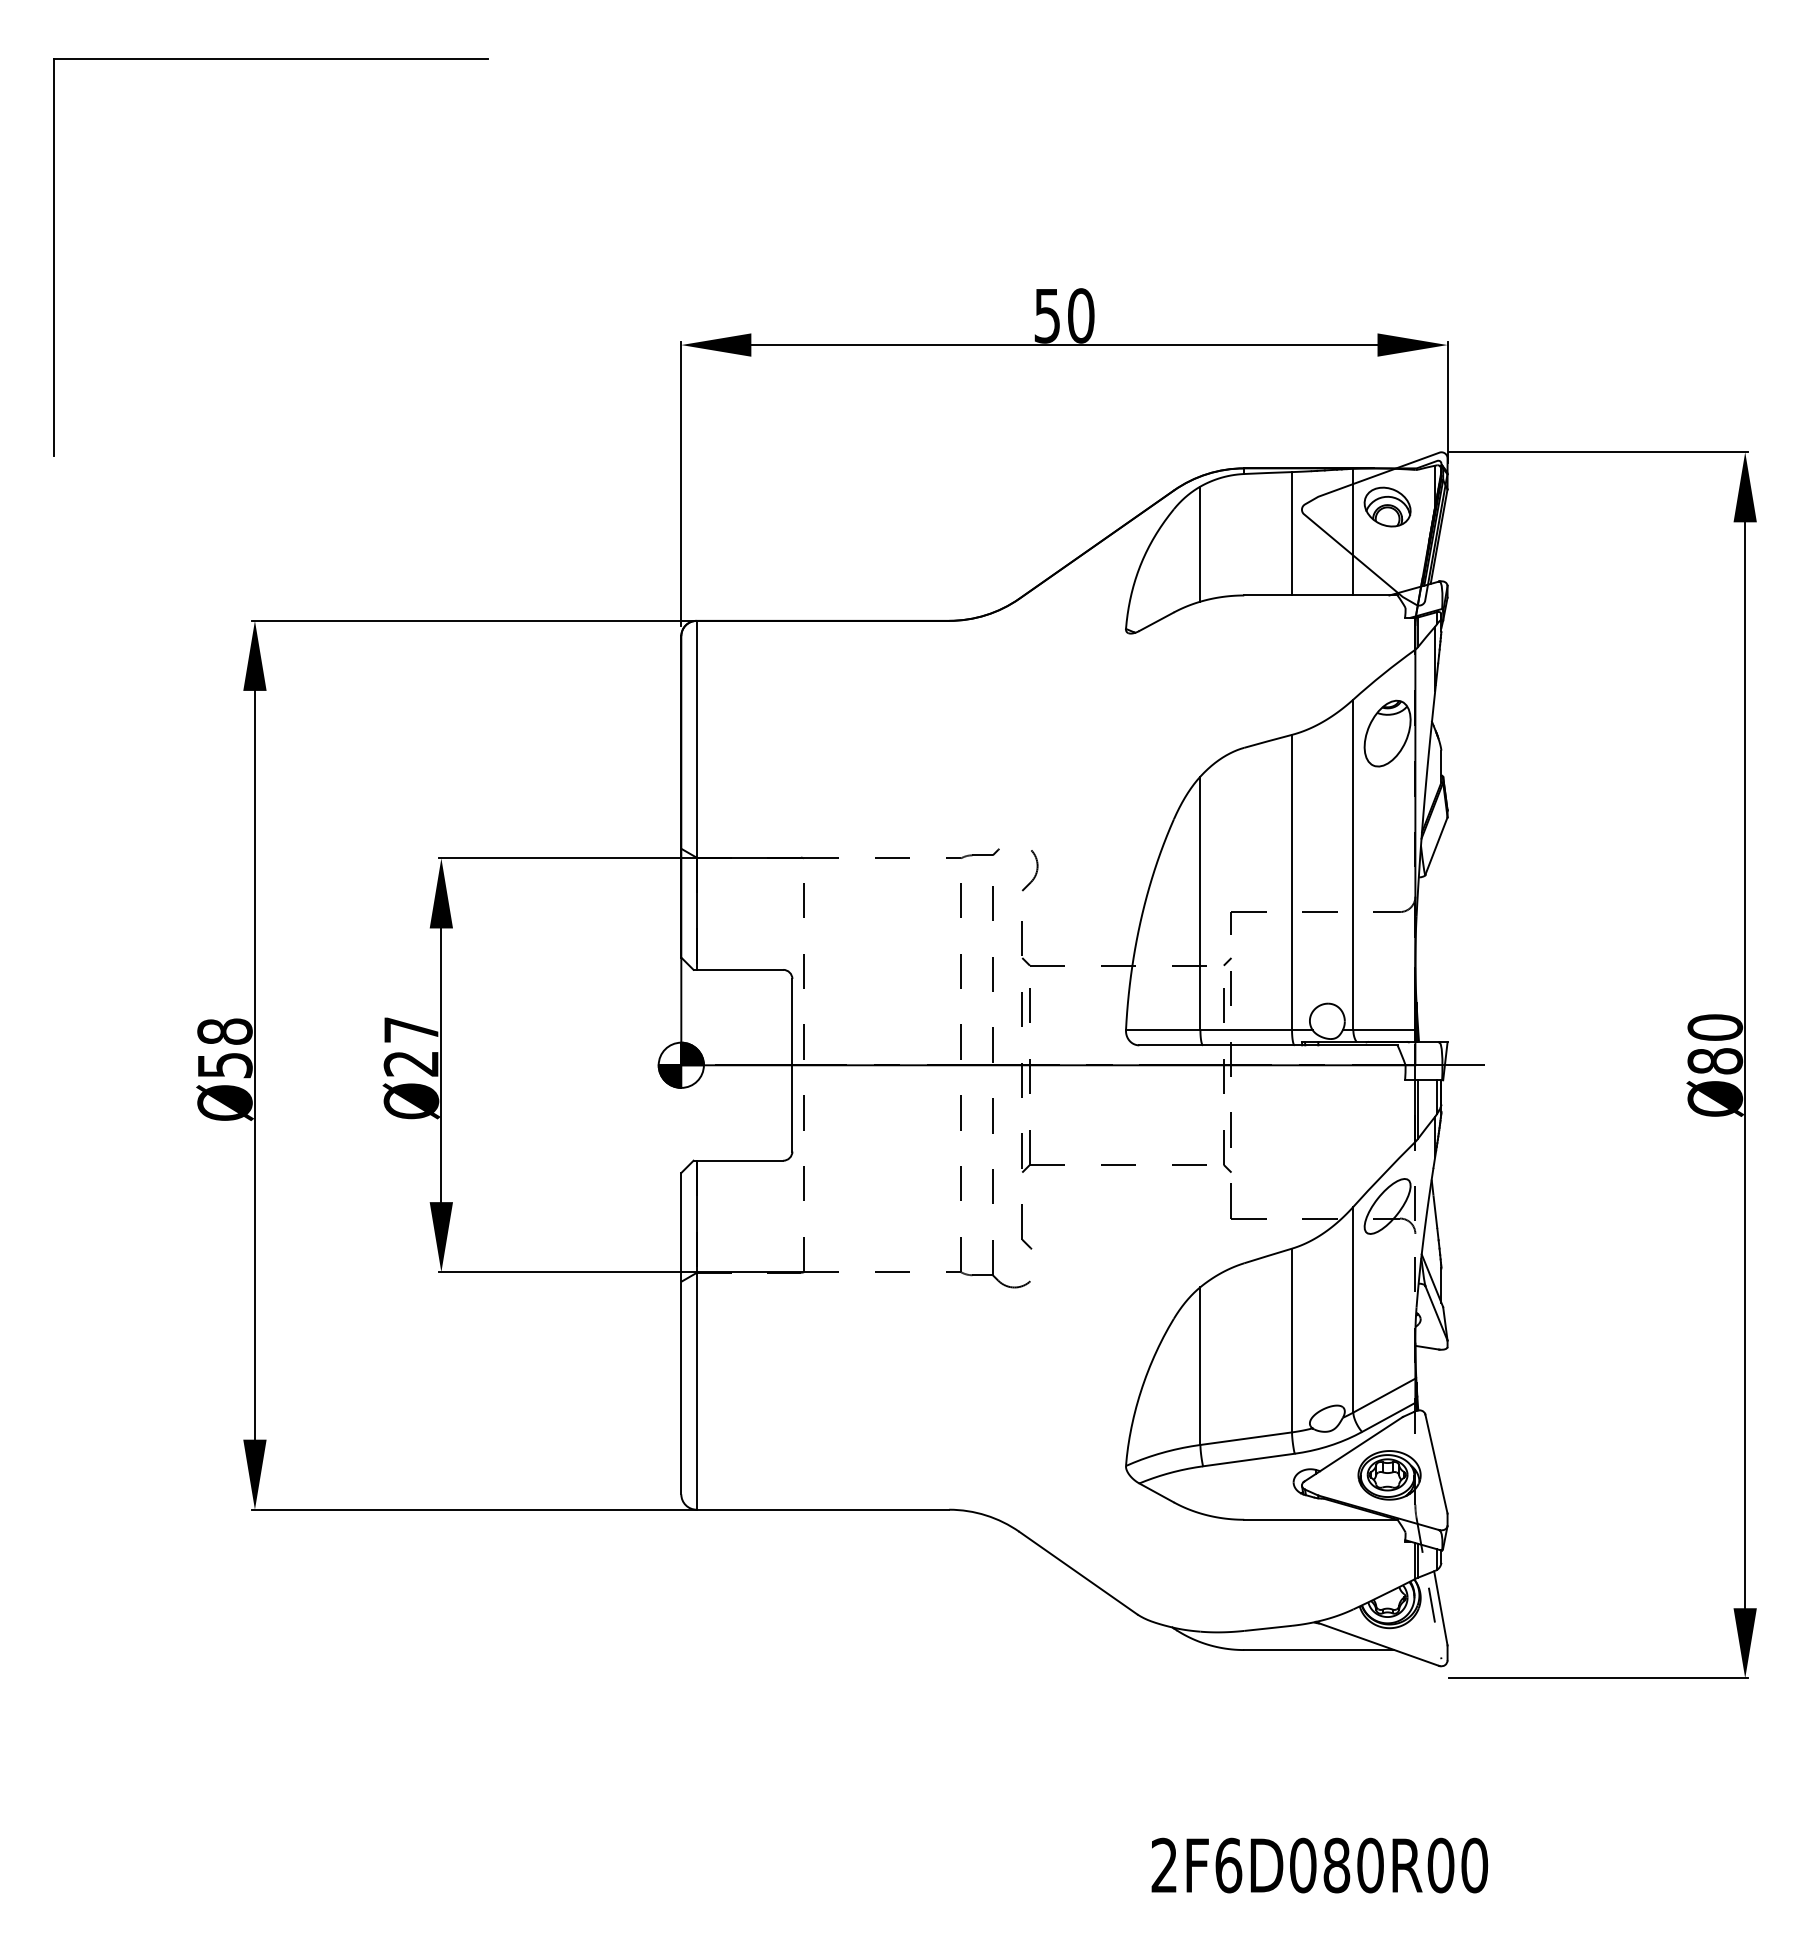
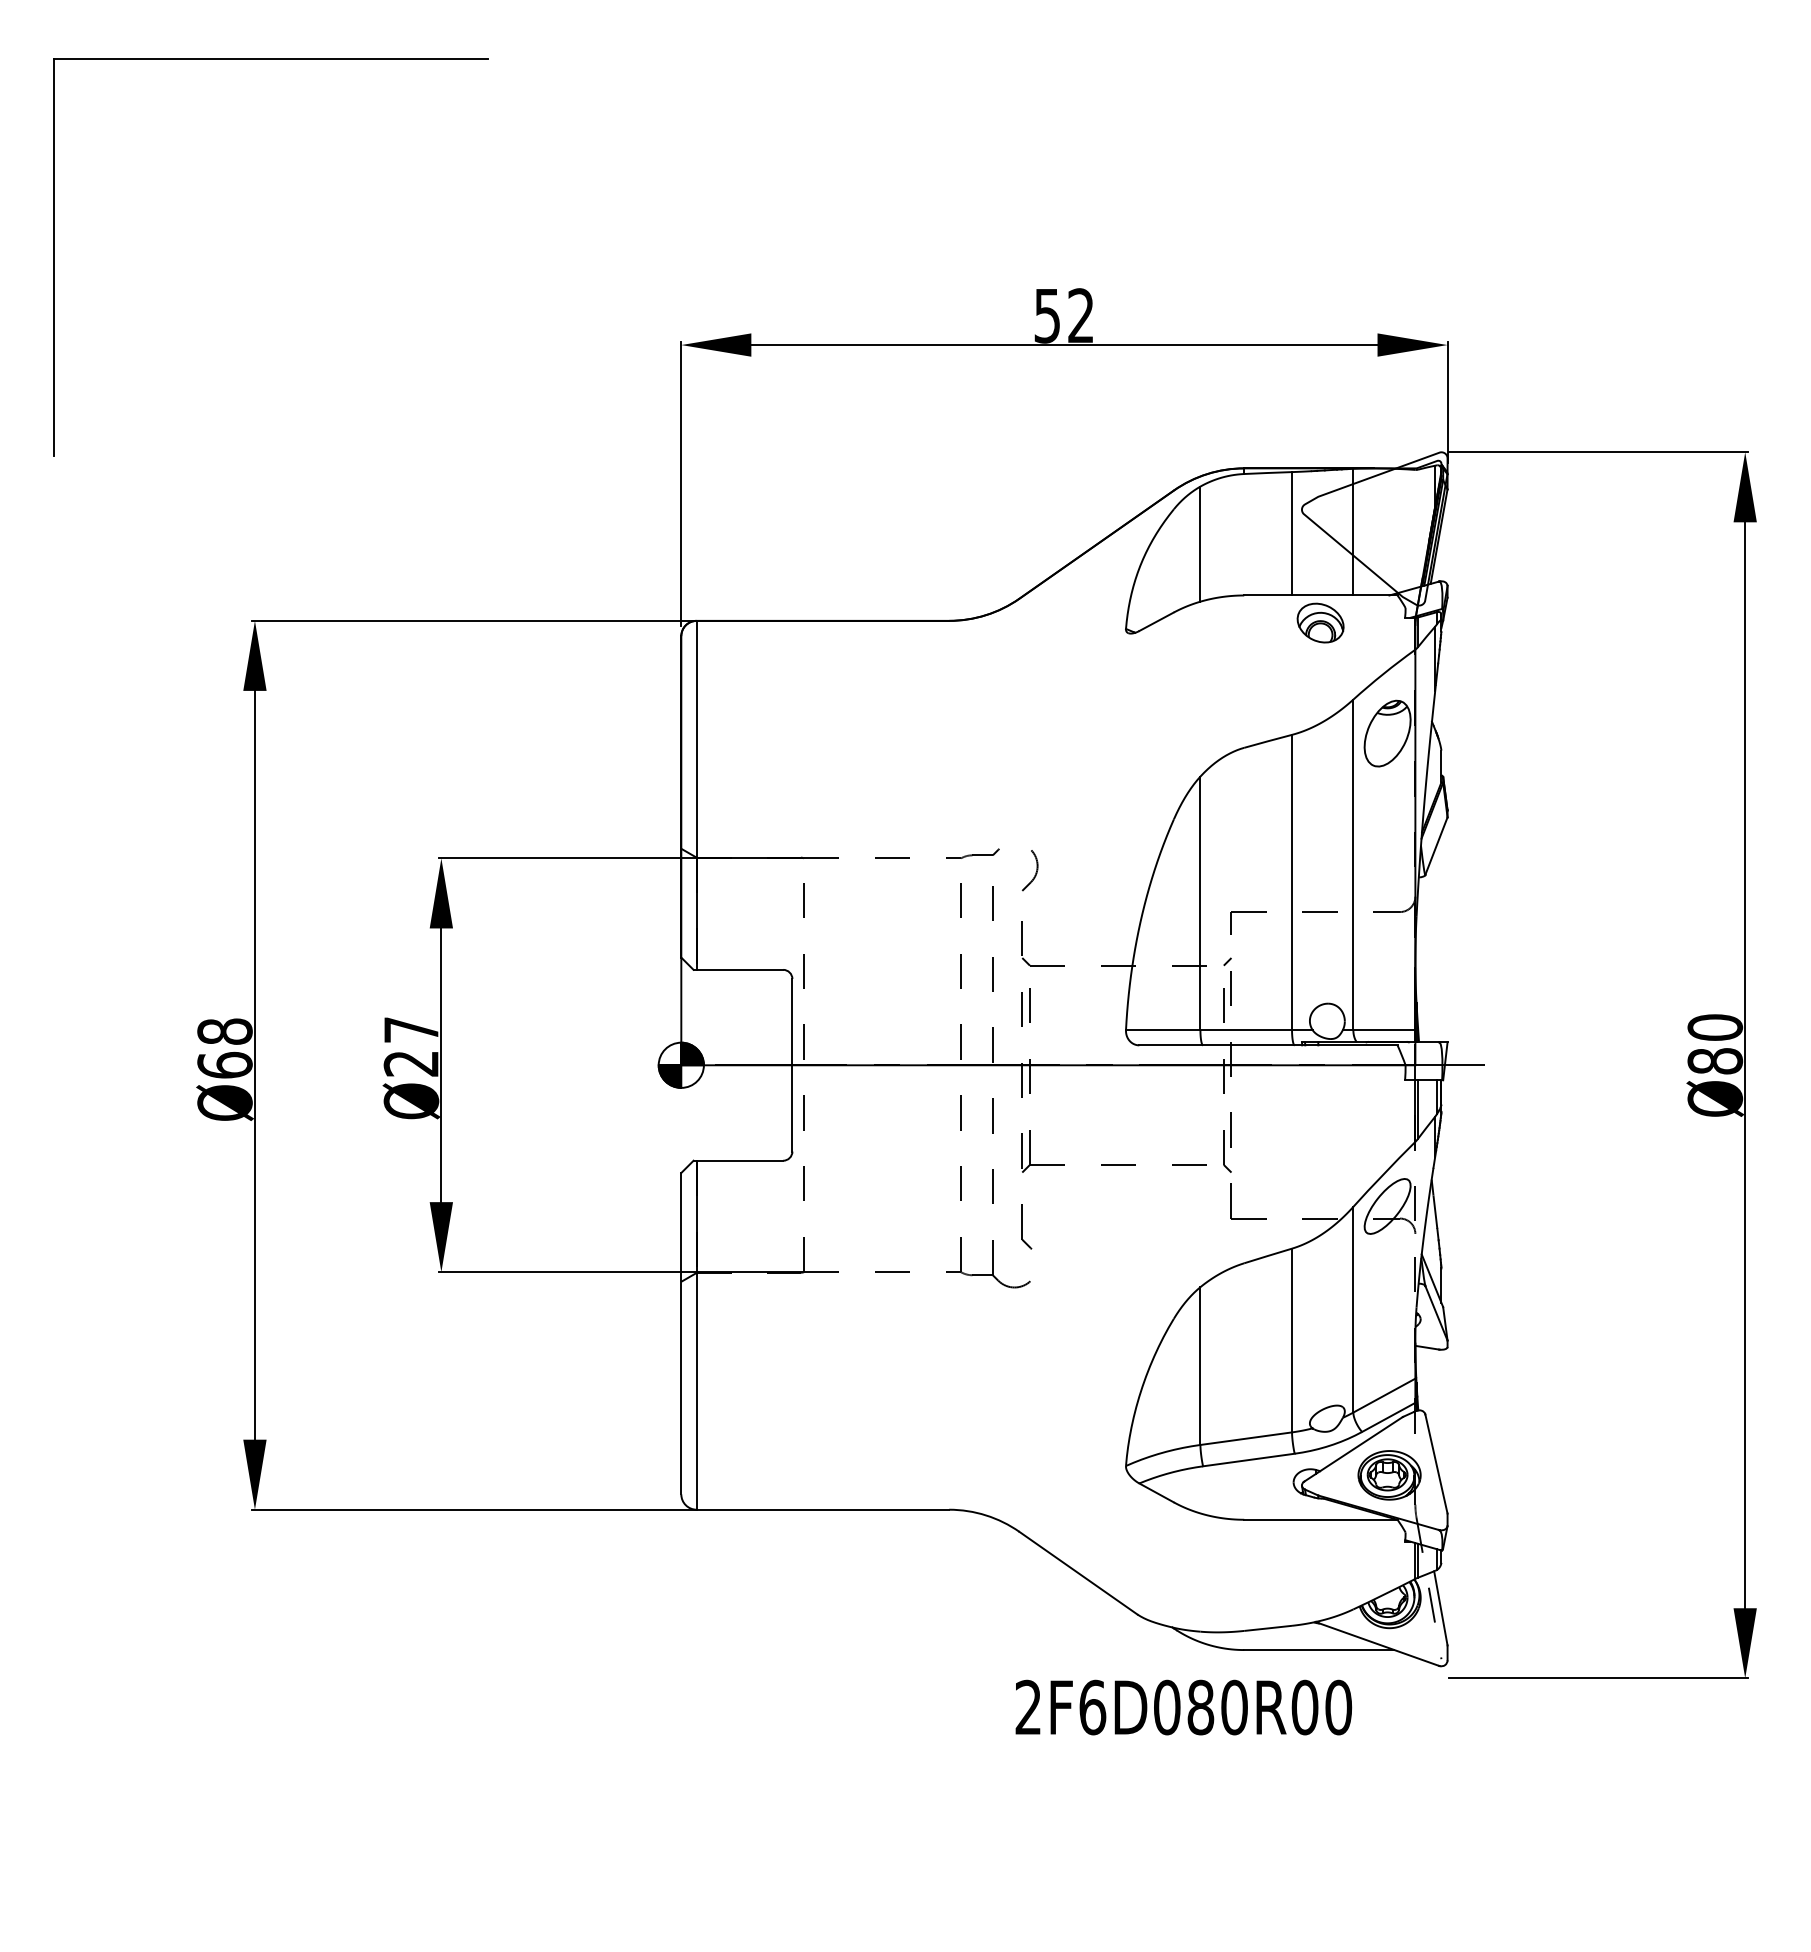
text: 50 -> 52 (1081, 315)
part position: (1387, 506) -> (1320, 622) (1320, 622)
text: Ø58 -> Ø68 (224, 1064)
text position: (1319, 1865) -> (1183, 1707) (1183, 1707)
